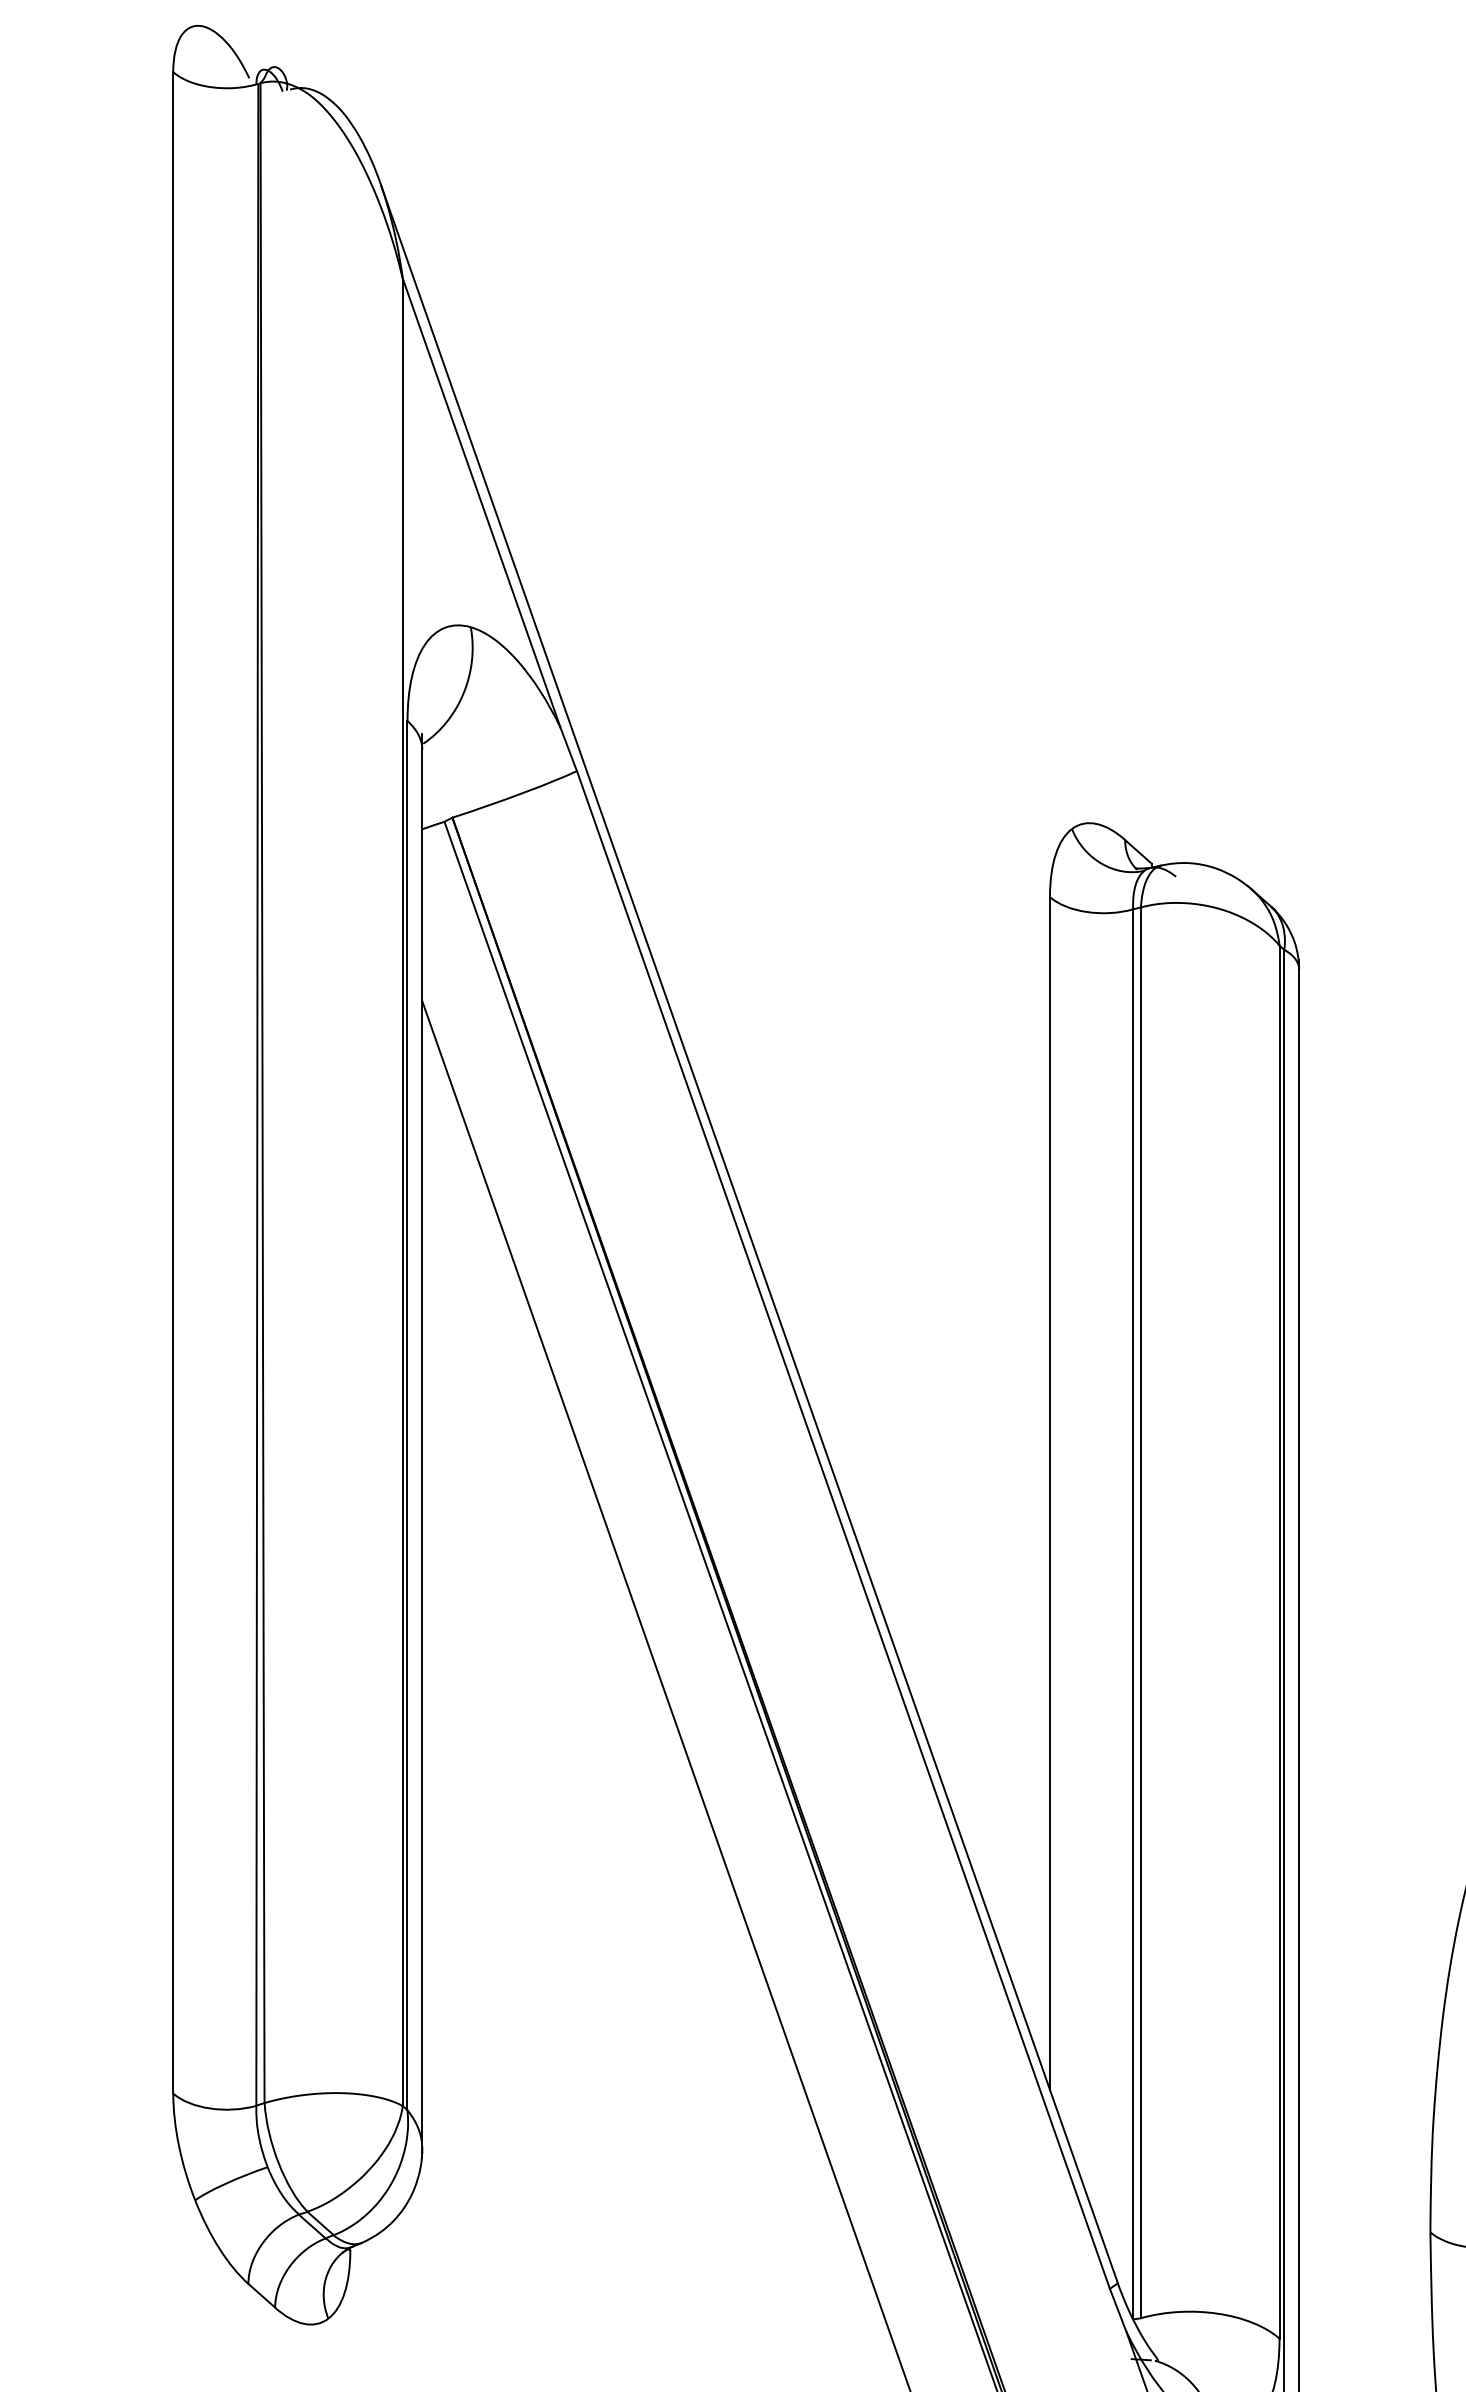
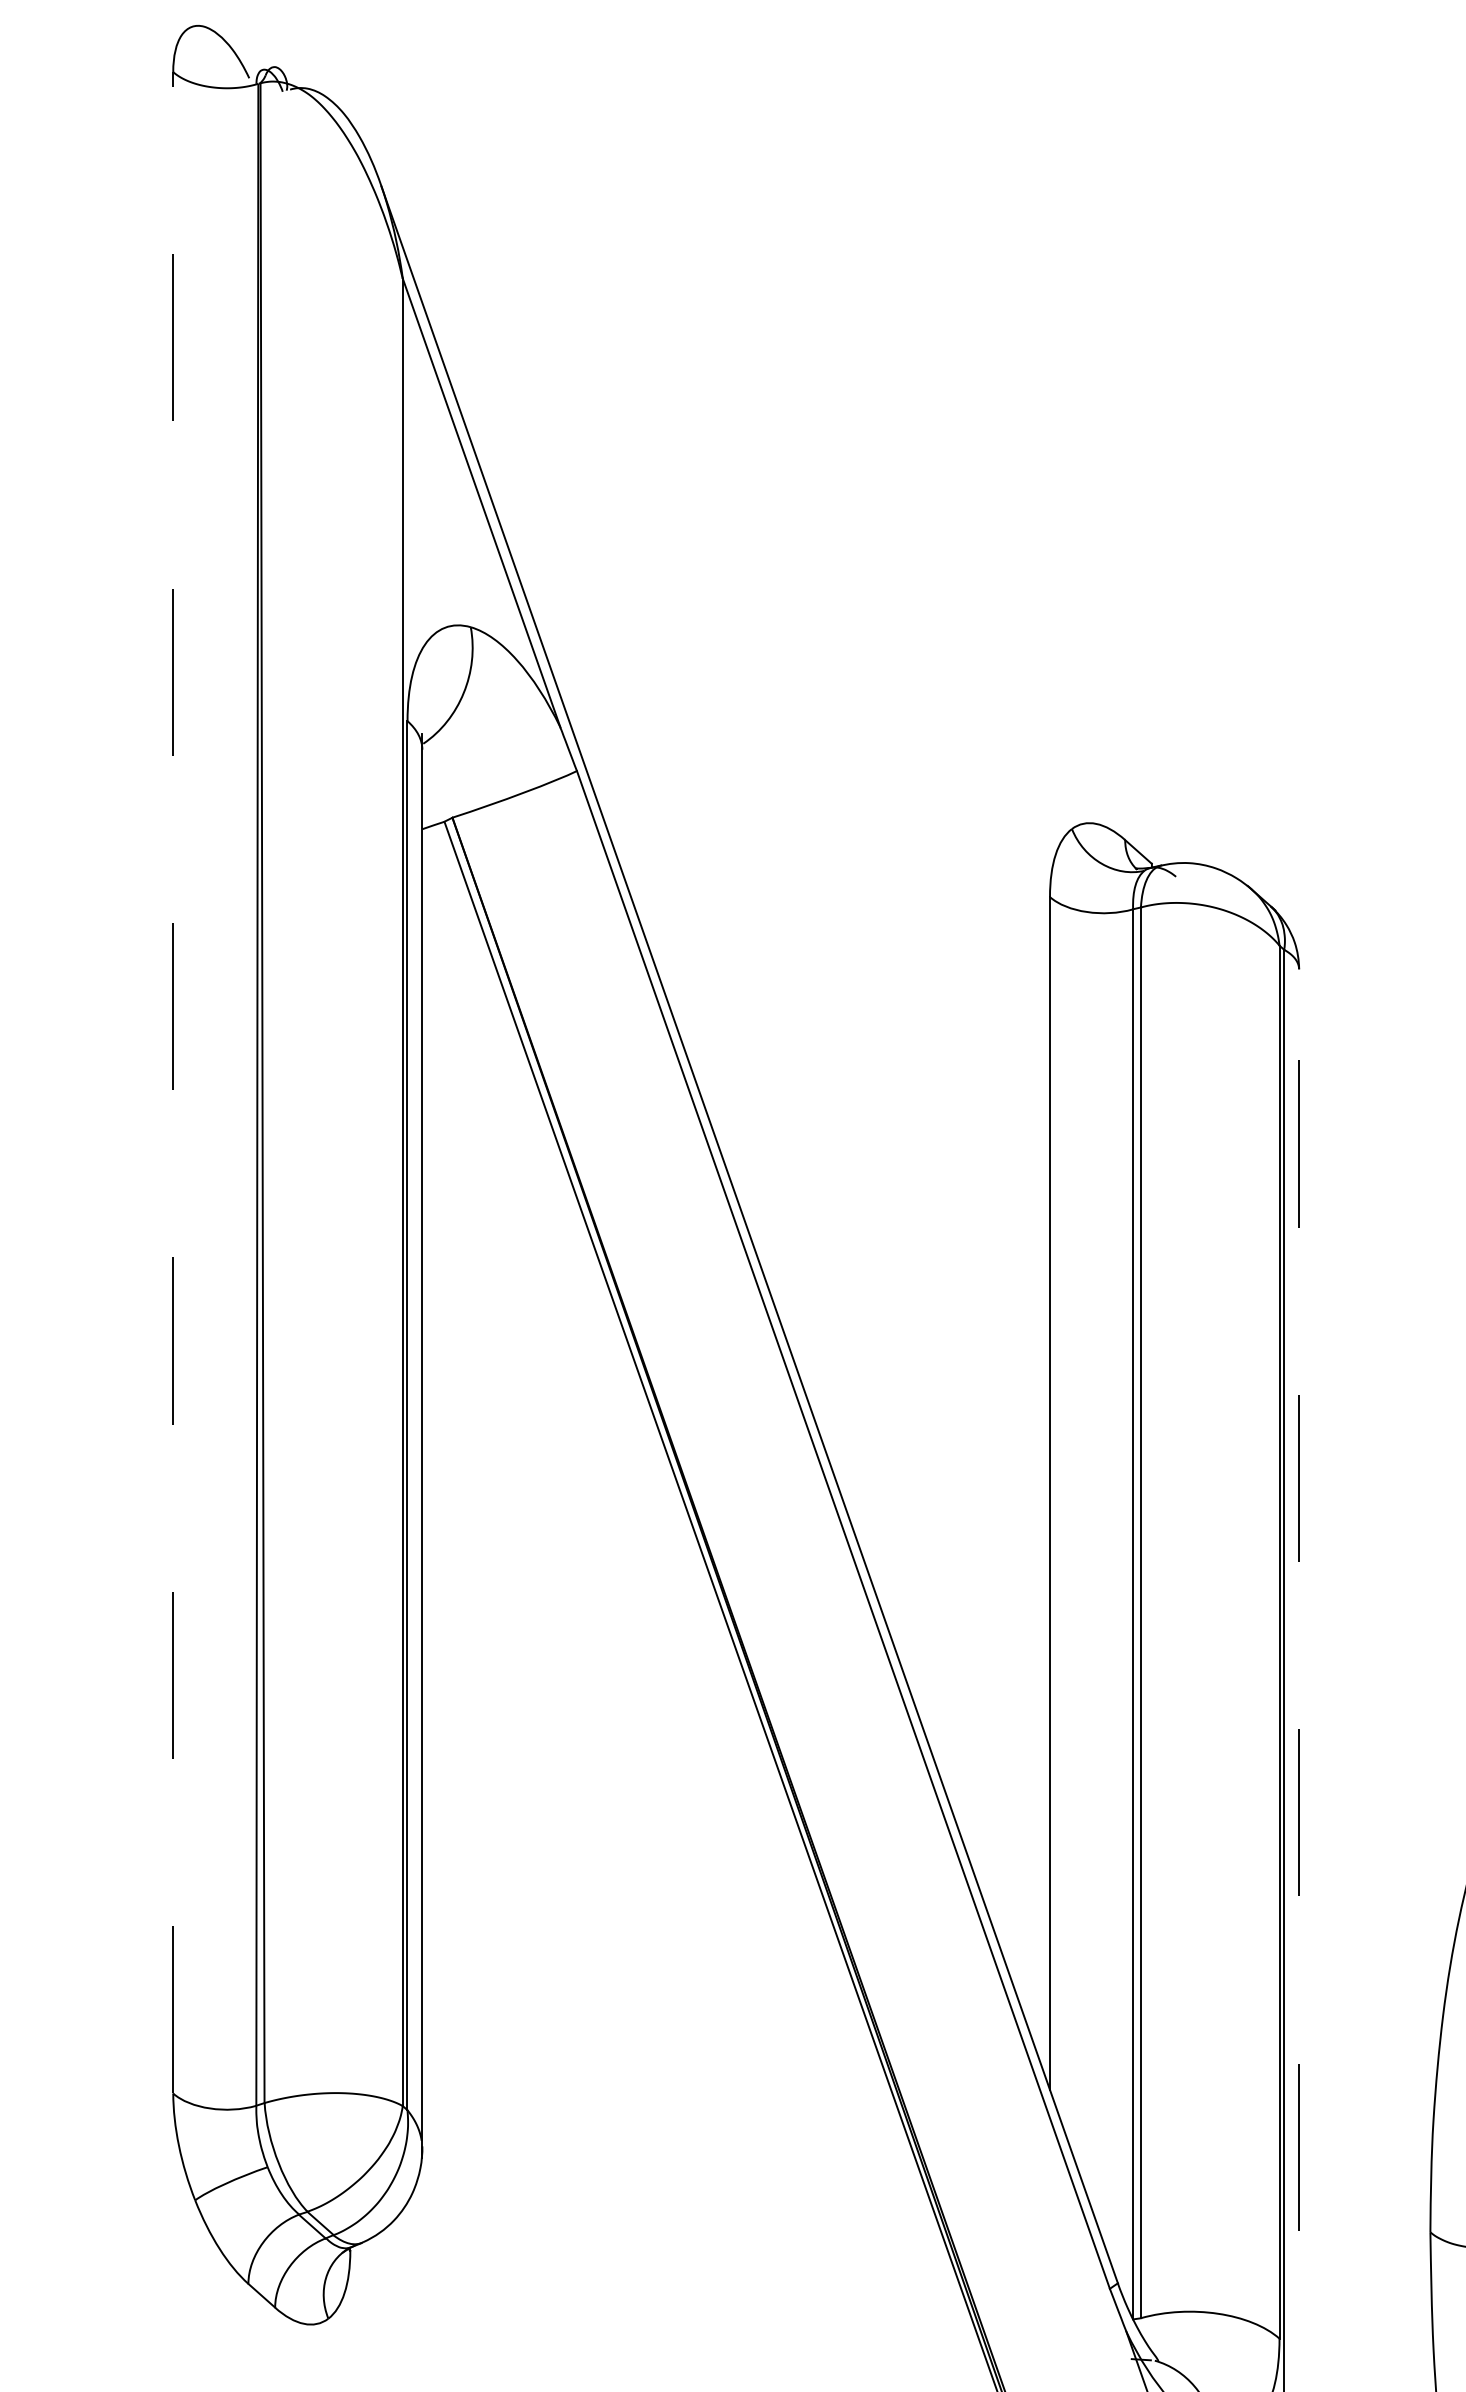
line: solid -> dashed (173, 1082)
line: solid -> dashed (1299, 1675)
line: present -> none (665, 1694)
